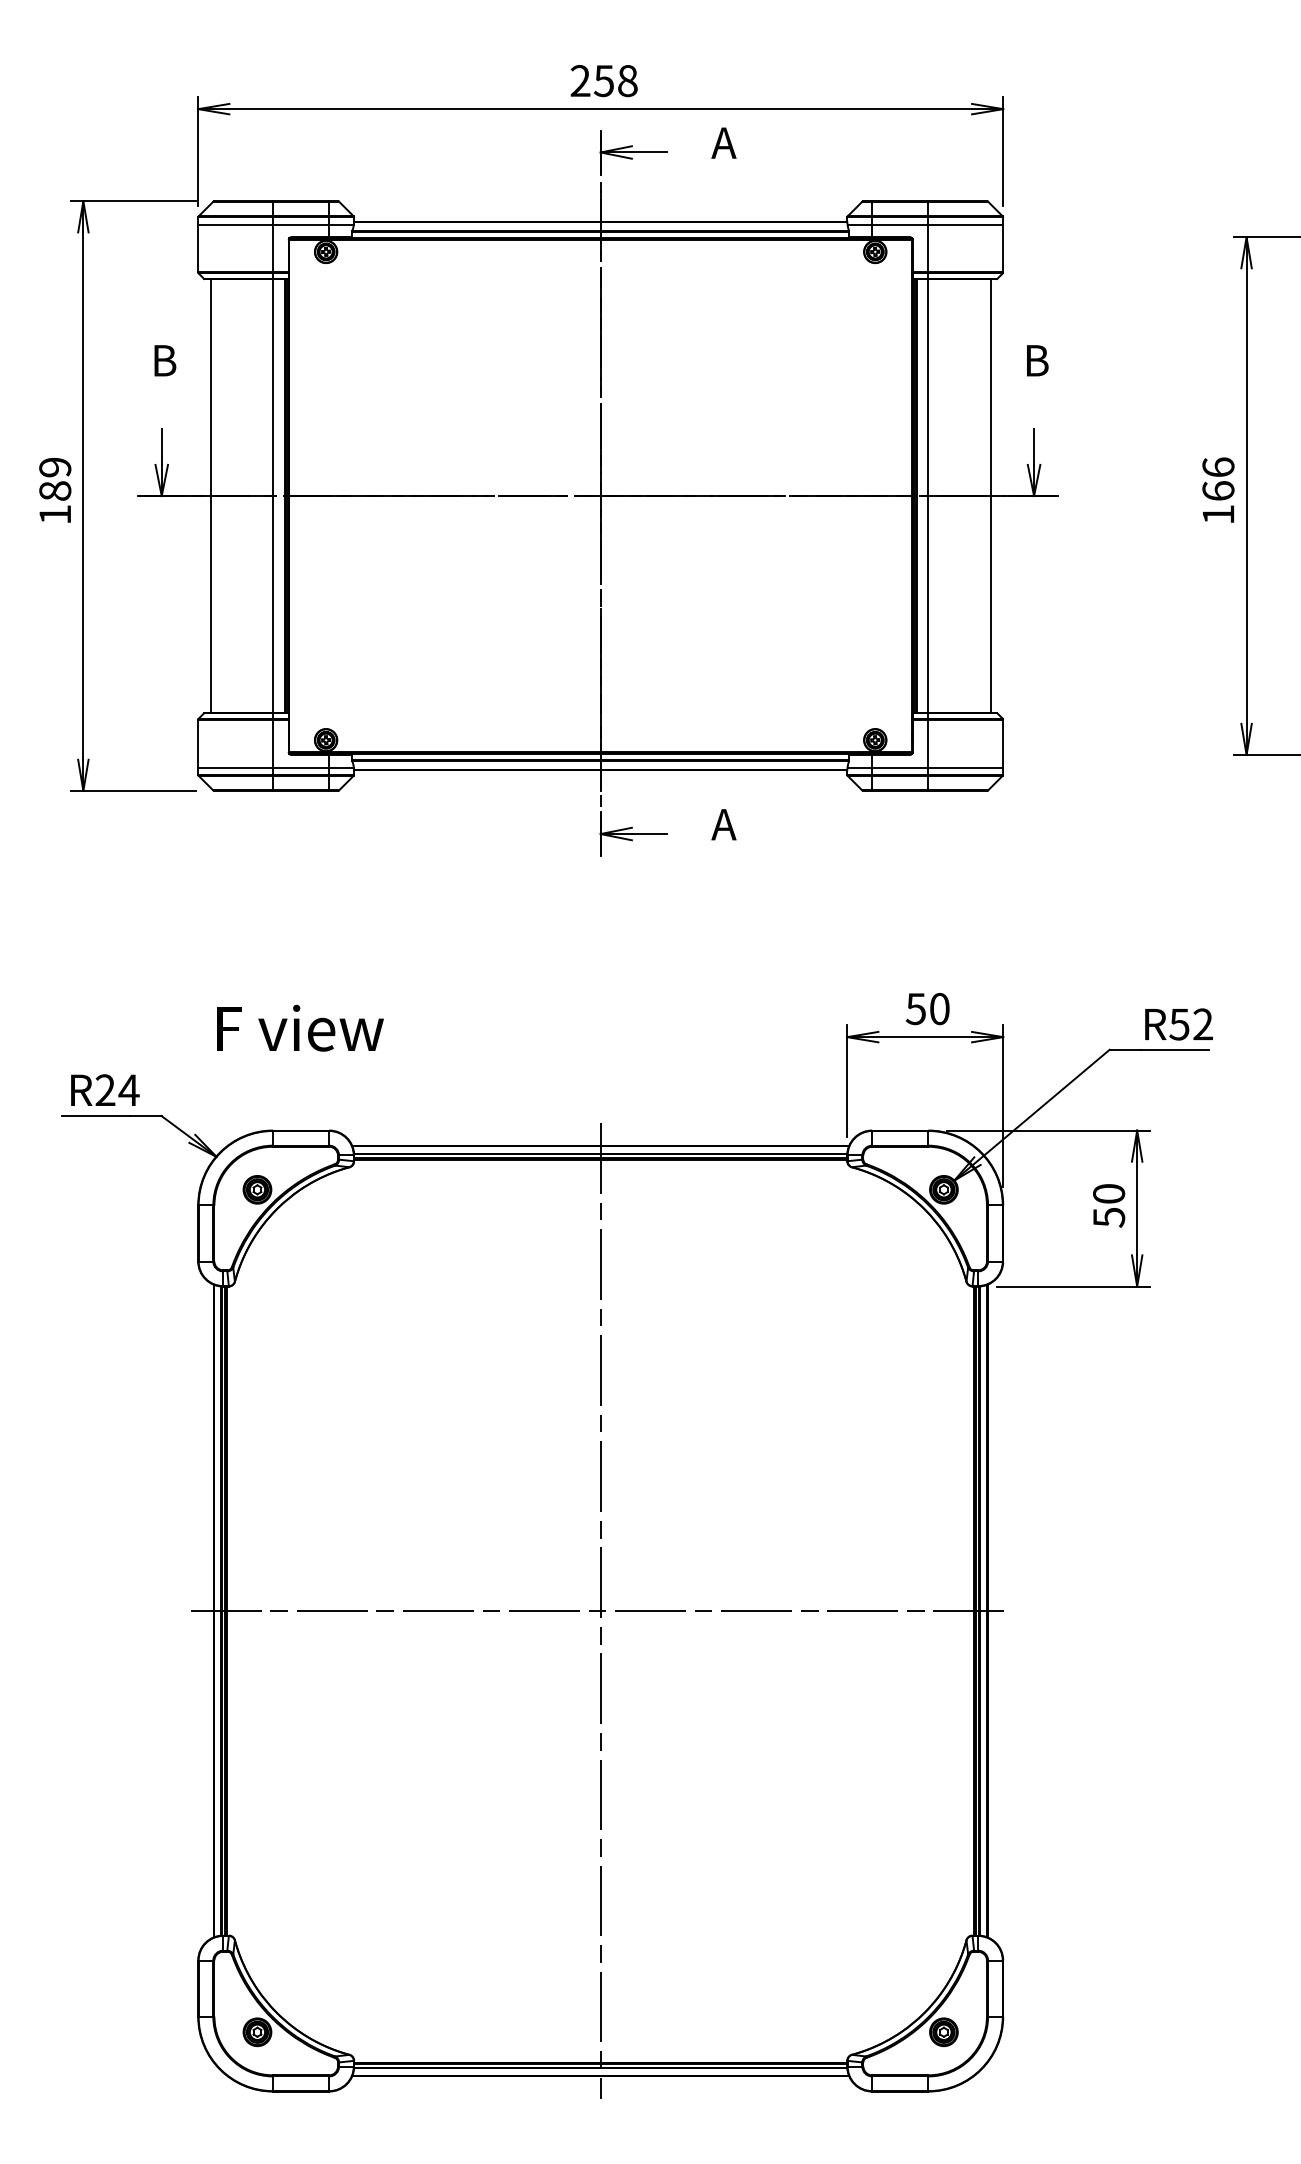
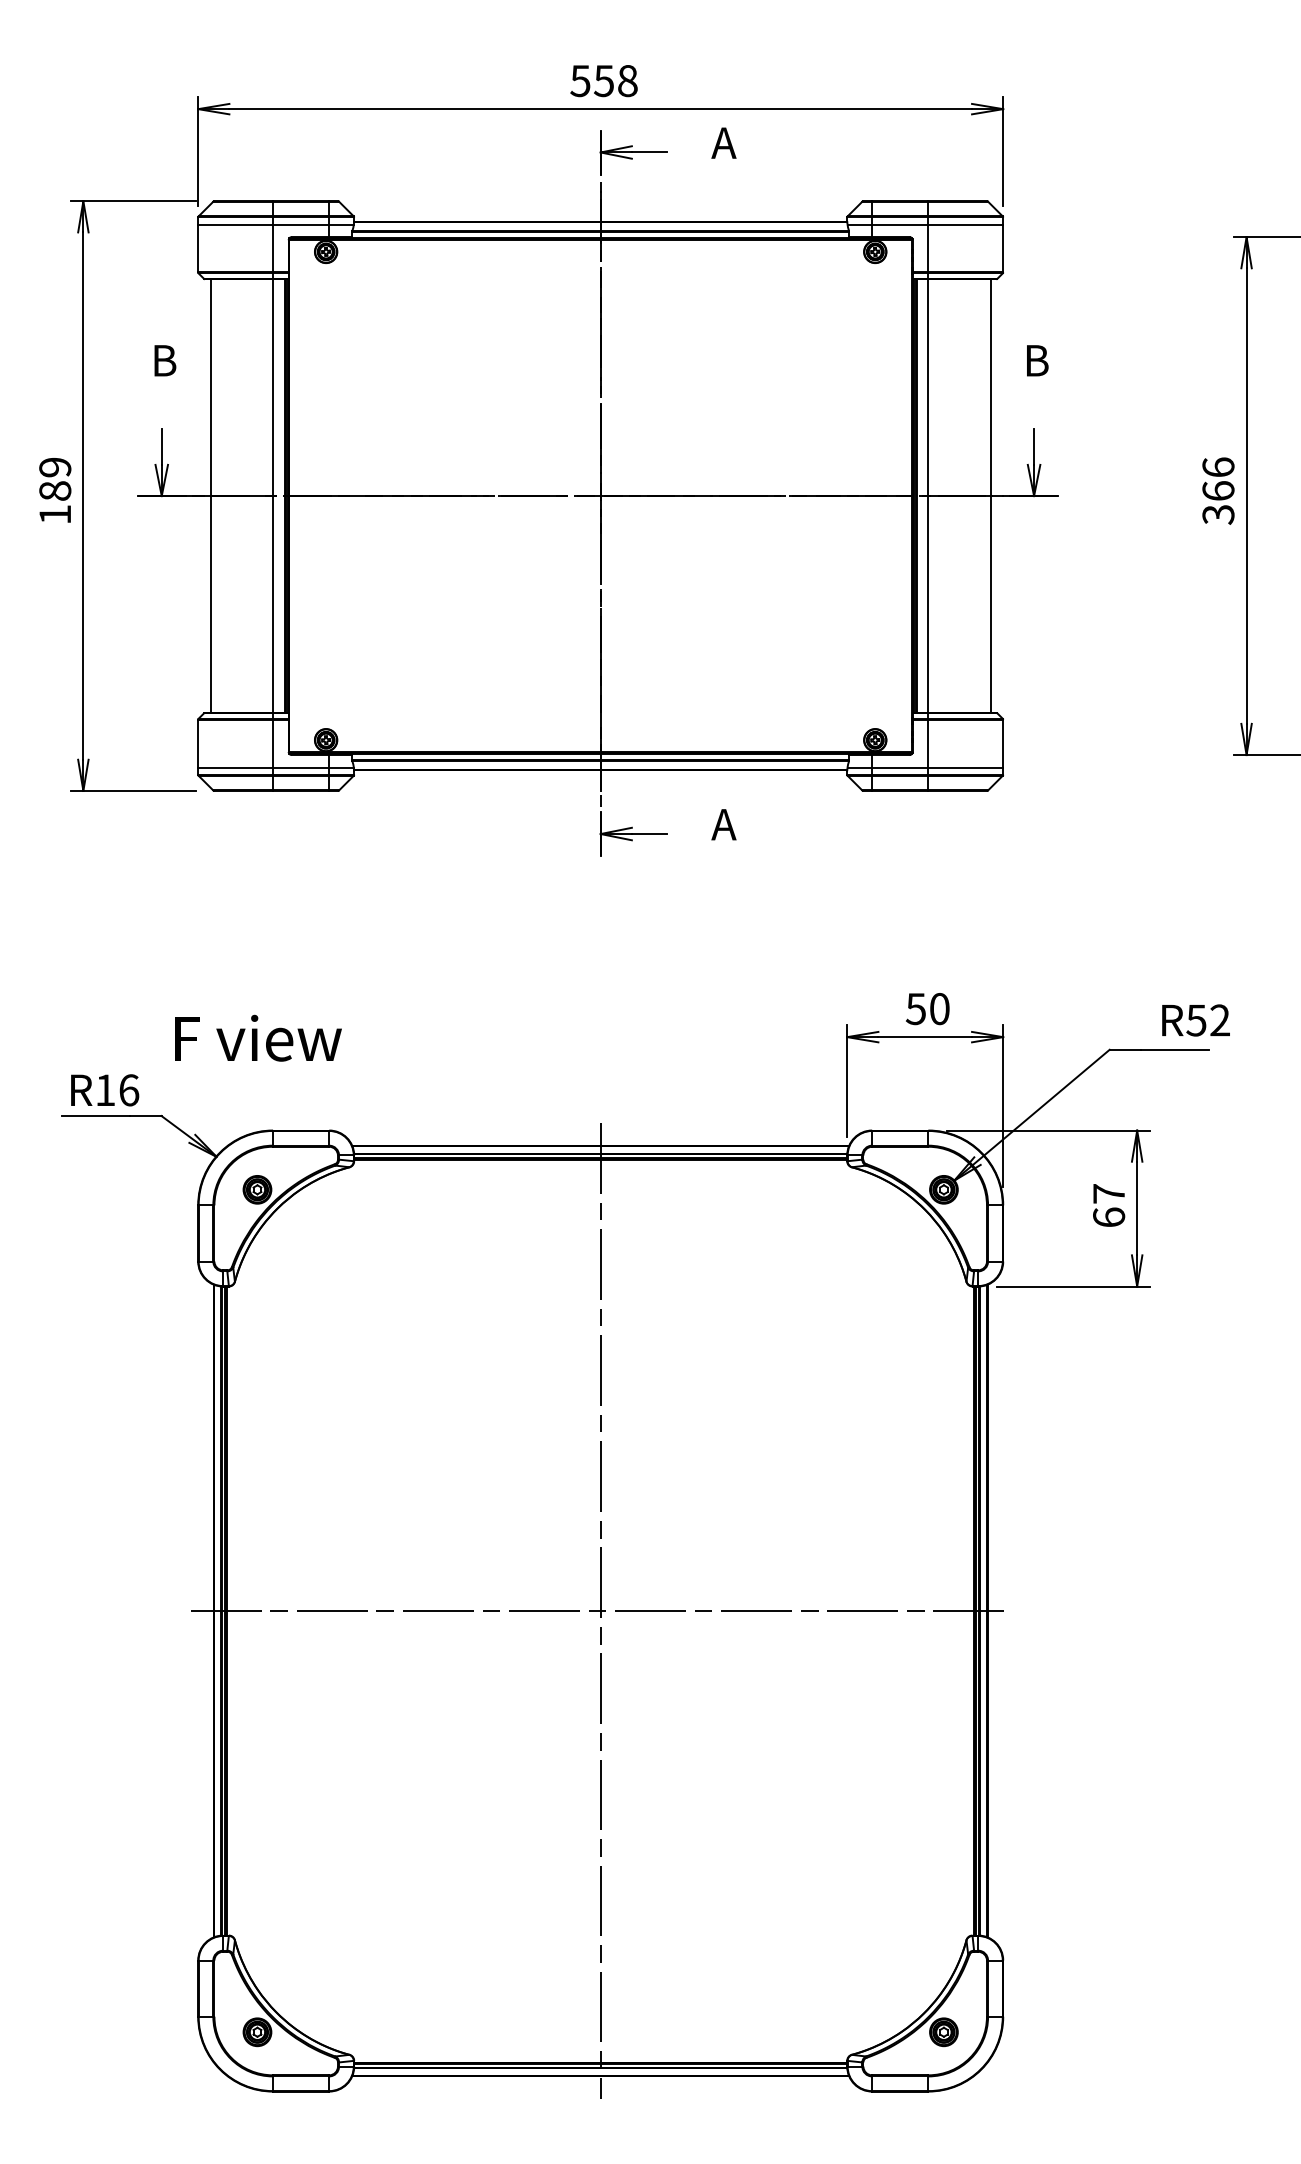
text: 258 -> 558 (580, 81)
text: 166 -> 366 (1218, 514)
text position: (1178, 1024) -> (1195, 1020) (1195, 1020)
text position: (300, 1027) -> (258, 1037) (258, 1037)
text: R24 -> R16 (117, 1090)
text: 50 -> 67 (1109, 1205)
